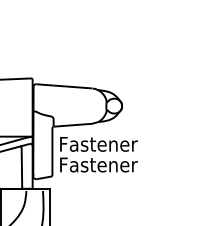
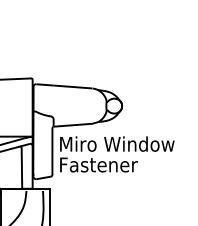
text: Fastener -> Miro Window (117, 143)
